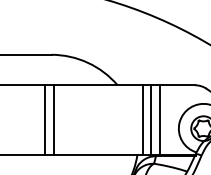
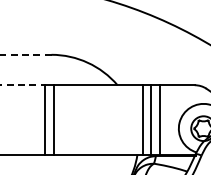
line: solid -> dashed (25, 54)
line: solid -> dashed (23, 85)
